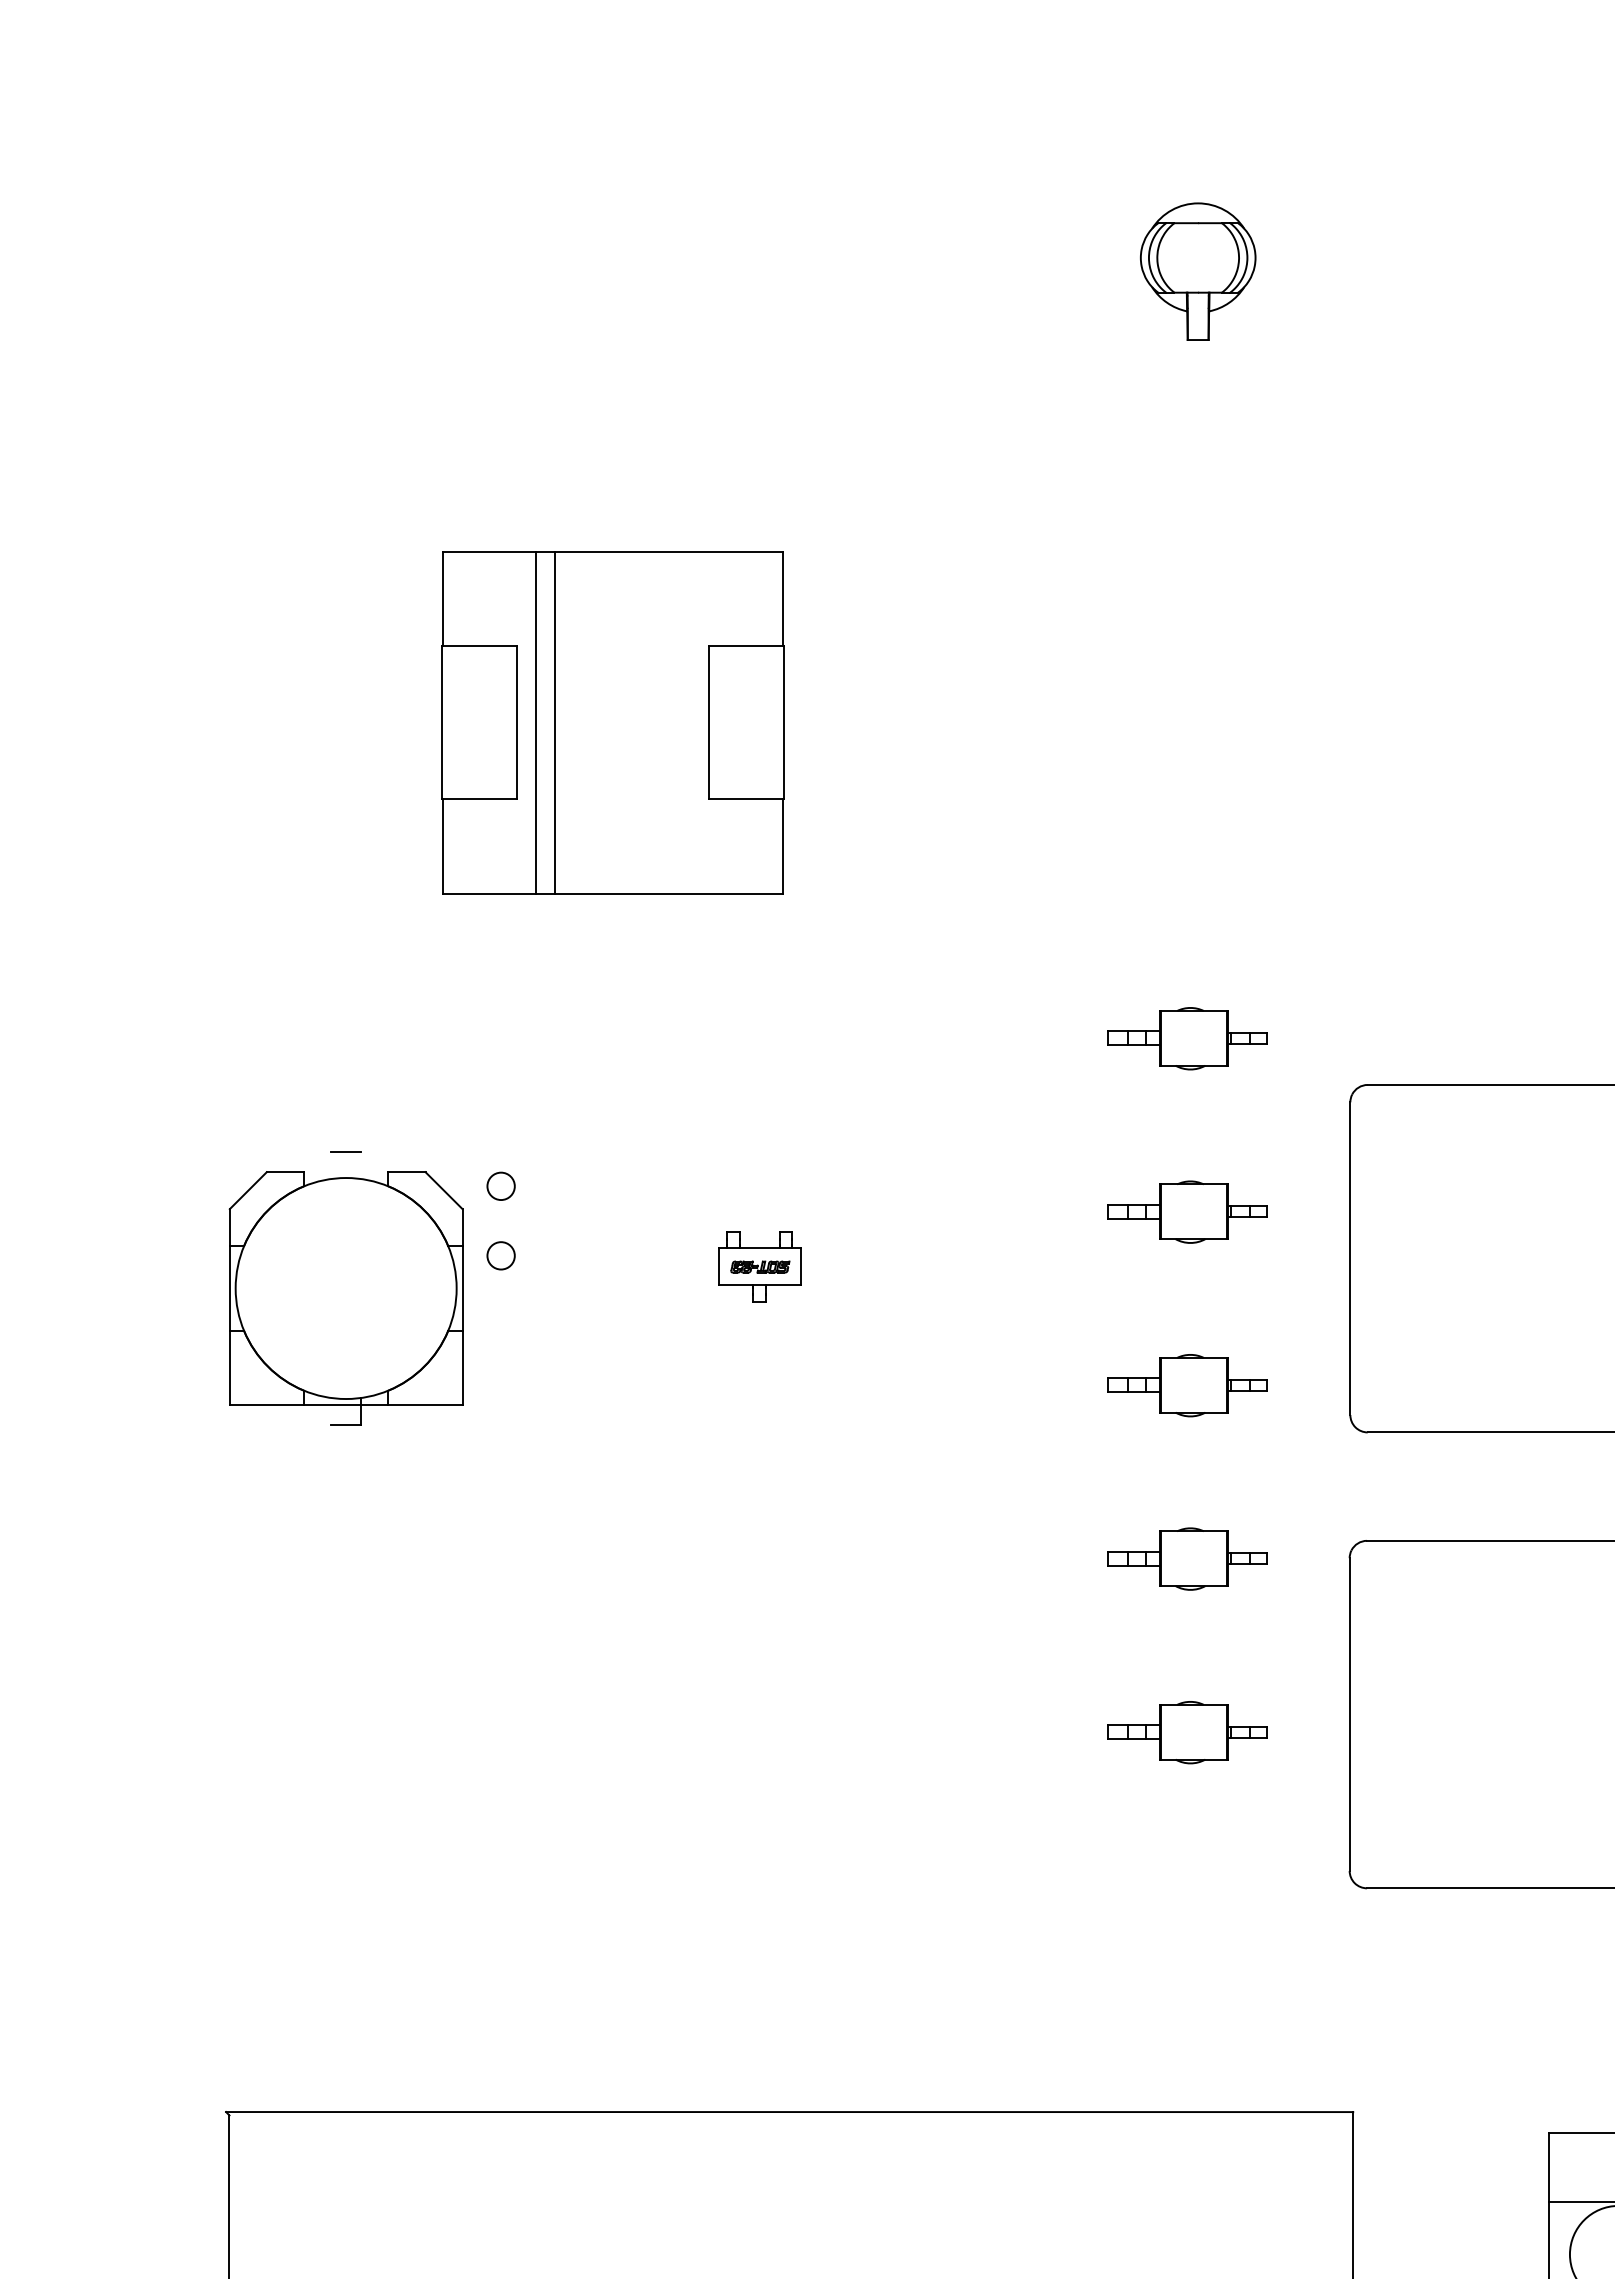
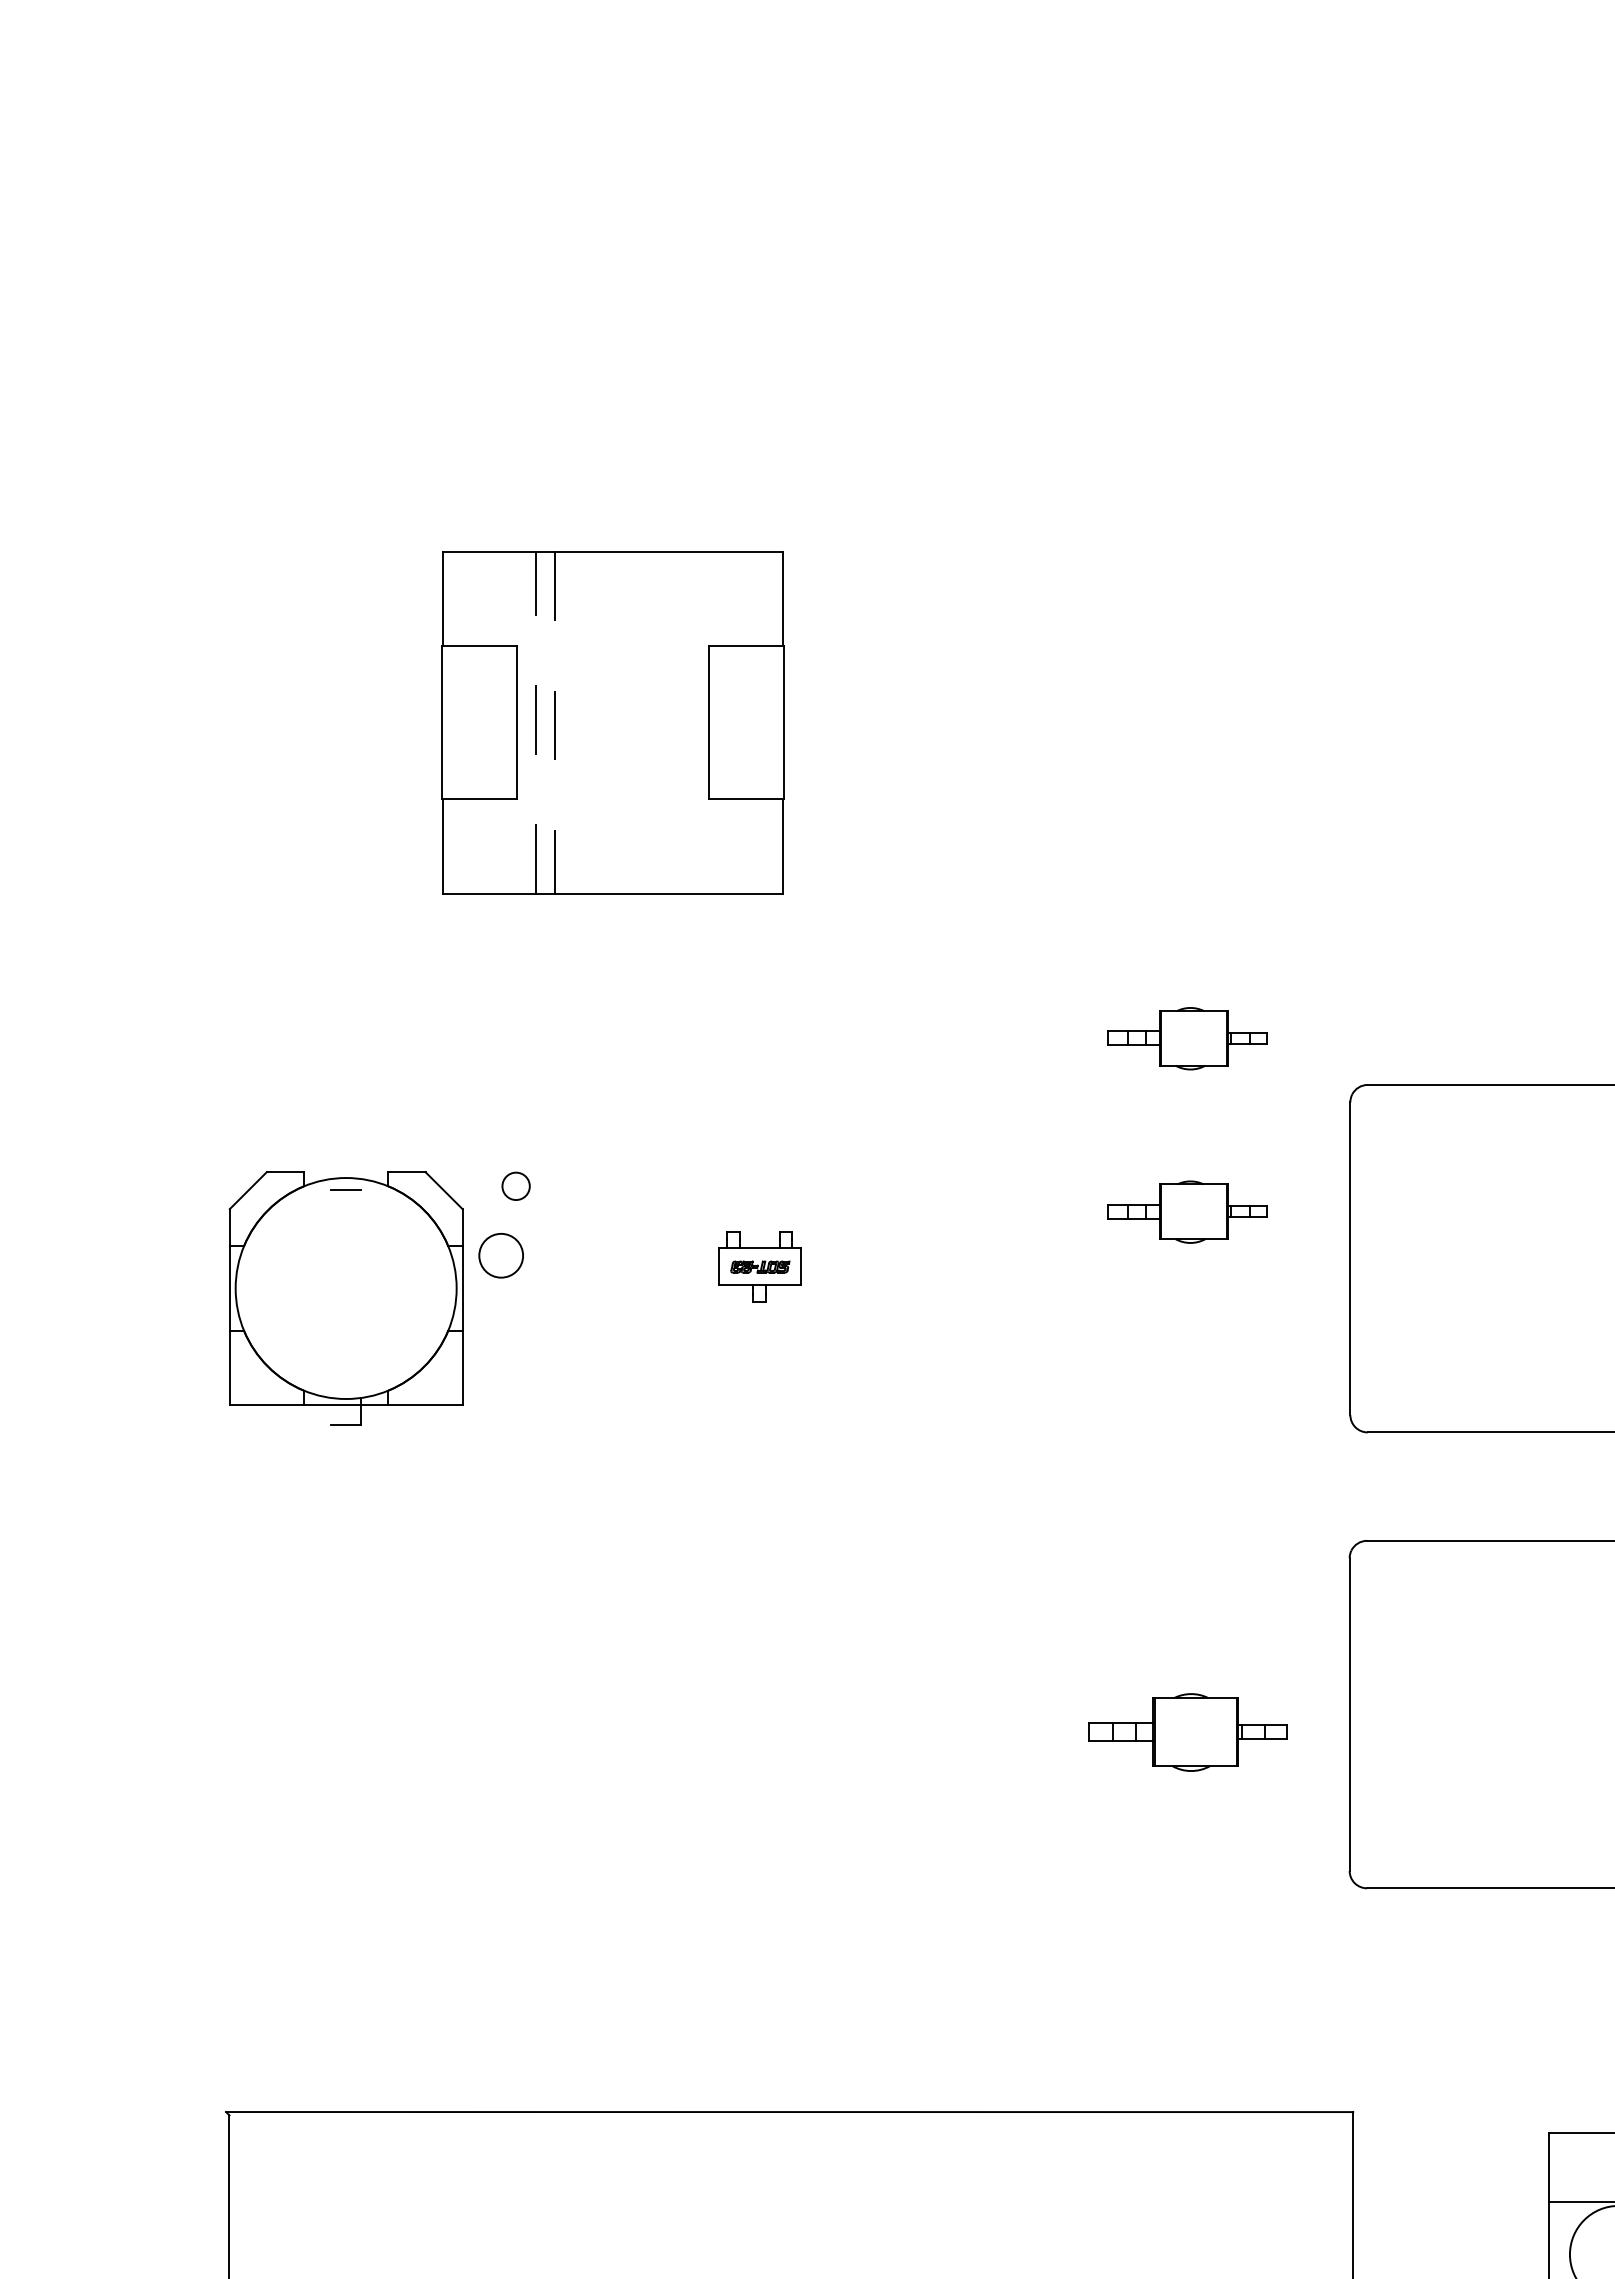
part: present -> none (1198, 271)
line: solid -> dashed (536, 722)
line: solid -> dashed (555, 723)
line position: (345, 1151) -> (345, 1189) (345, 1189)
circle position: (500, 1185) -> (515, 1185) (515, 1185)
circle size: 30x30 px -> 46x46 px (500, 1255)
part: present -> none (1187, 1385)
part: present -> none (1187, 1558)
part size: 161x64 px -> 200x79 px (1187, 1732)
